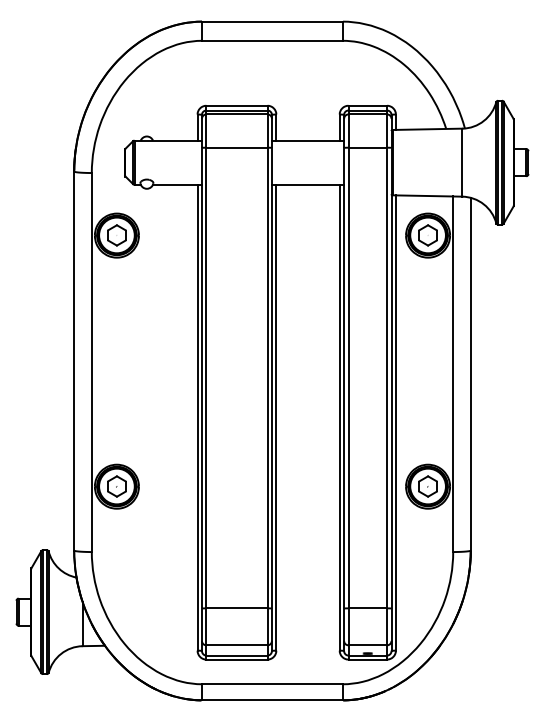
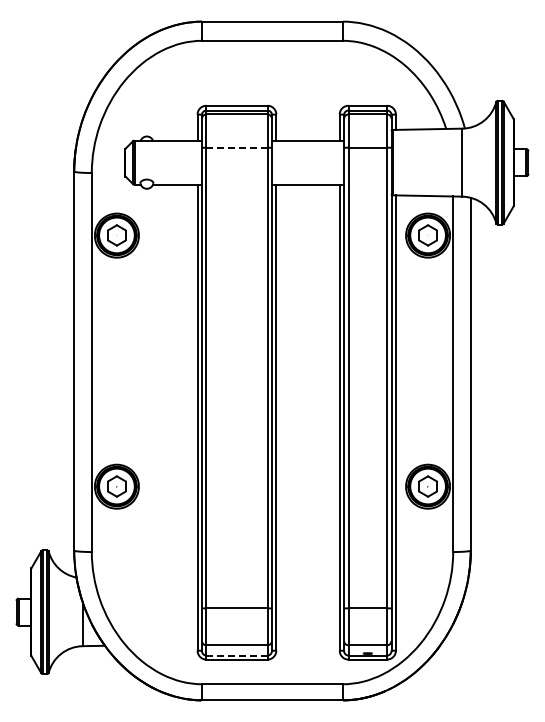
line: solid -> dashed (236, 147)
line: solid -> dashed (236, 655)
